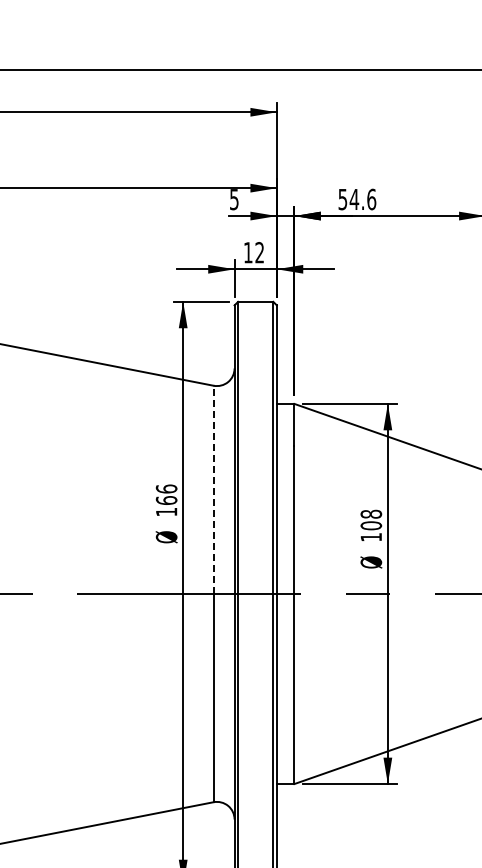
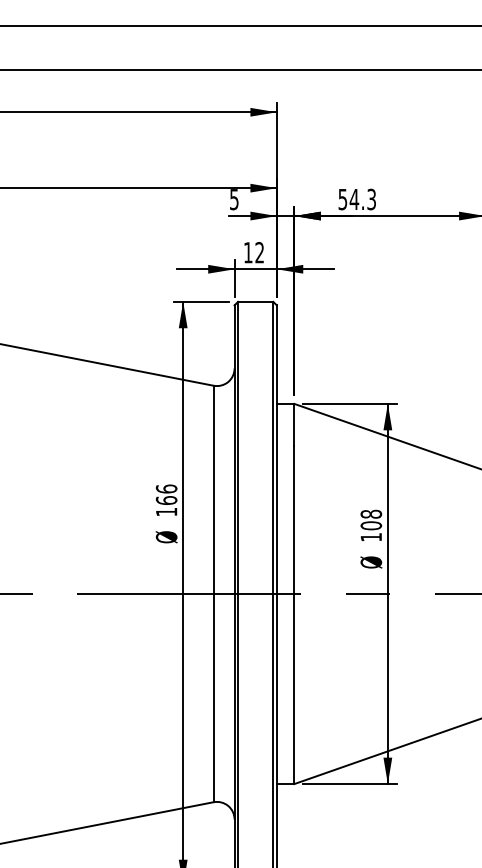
line: none -> present (240, 26)
text: 54.6 -> 54.3 (371, 199)
line: dashed -> solid (213, 489)
